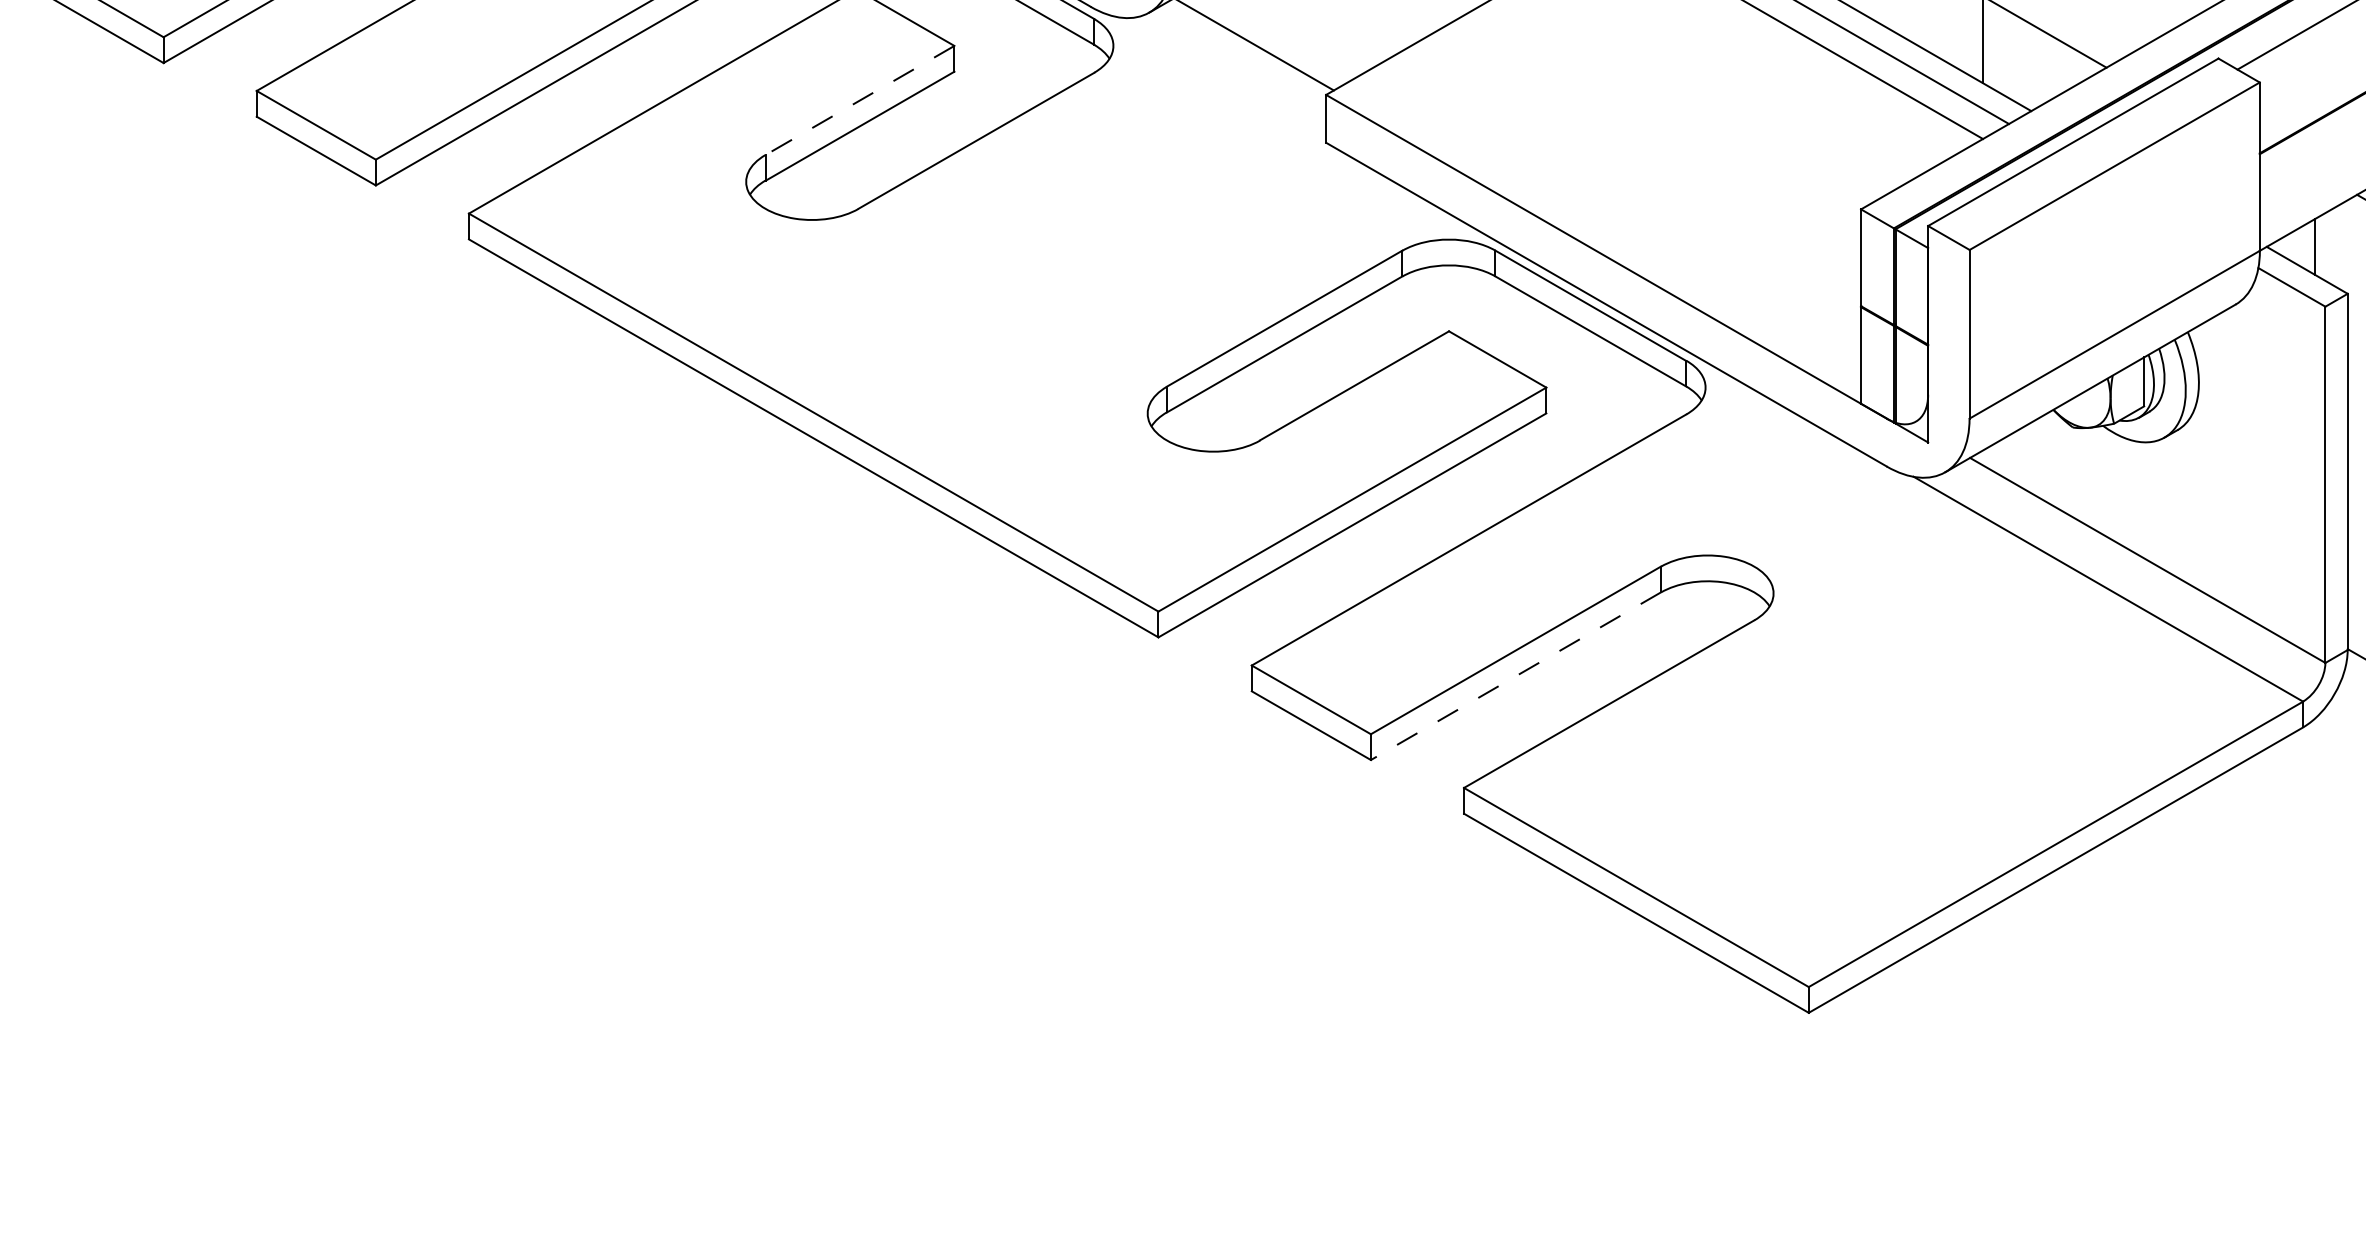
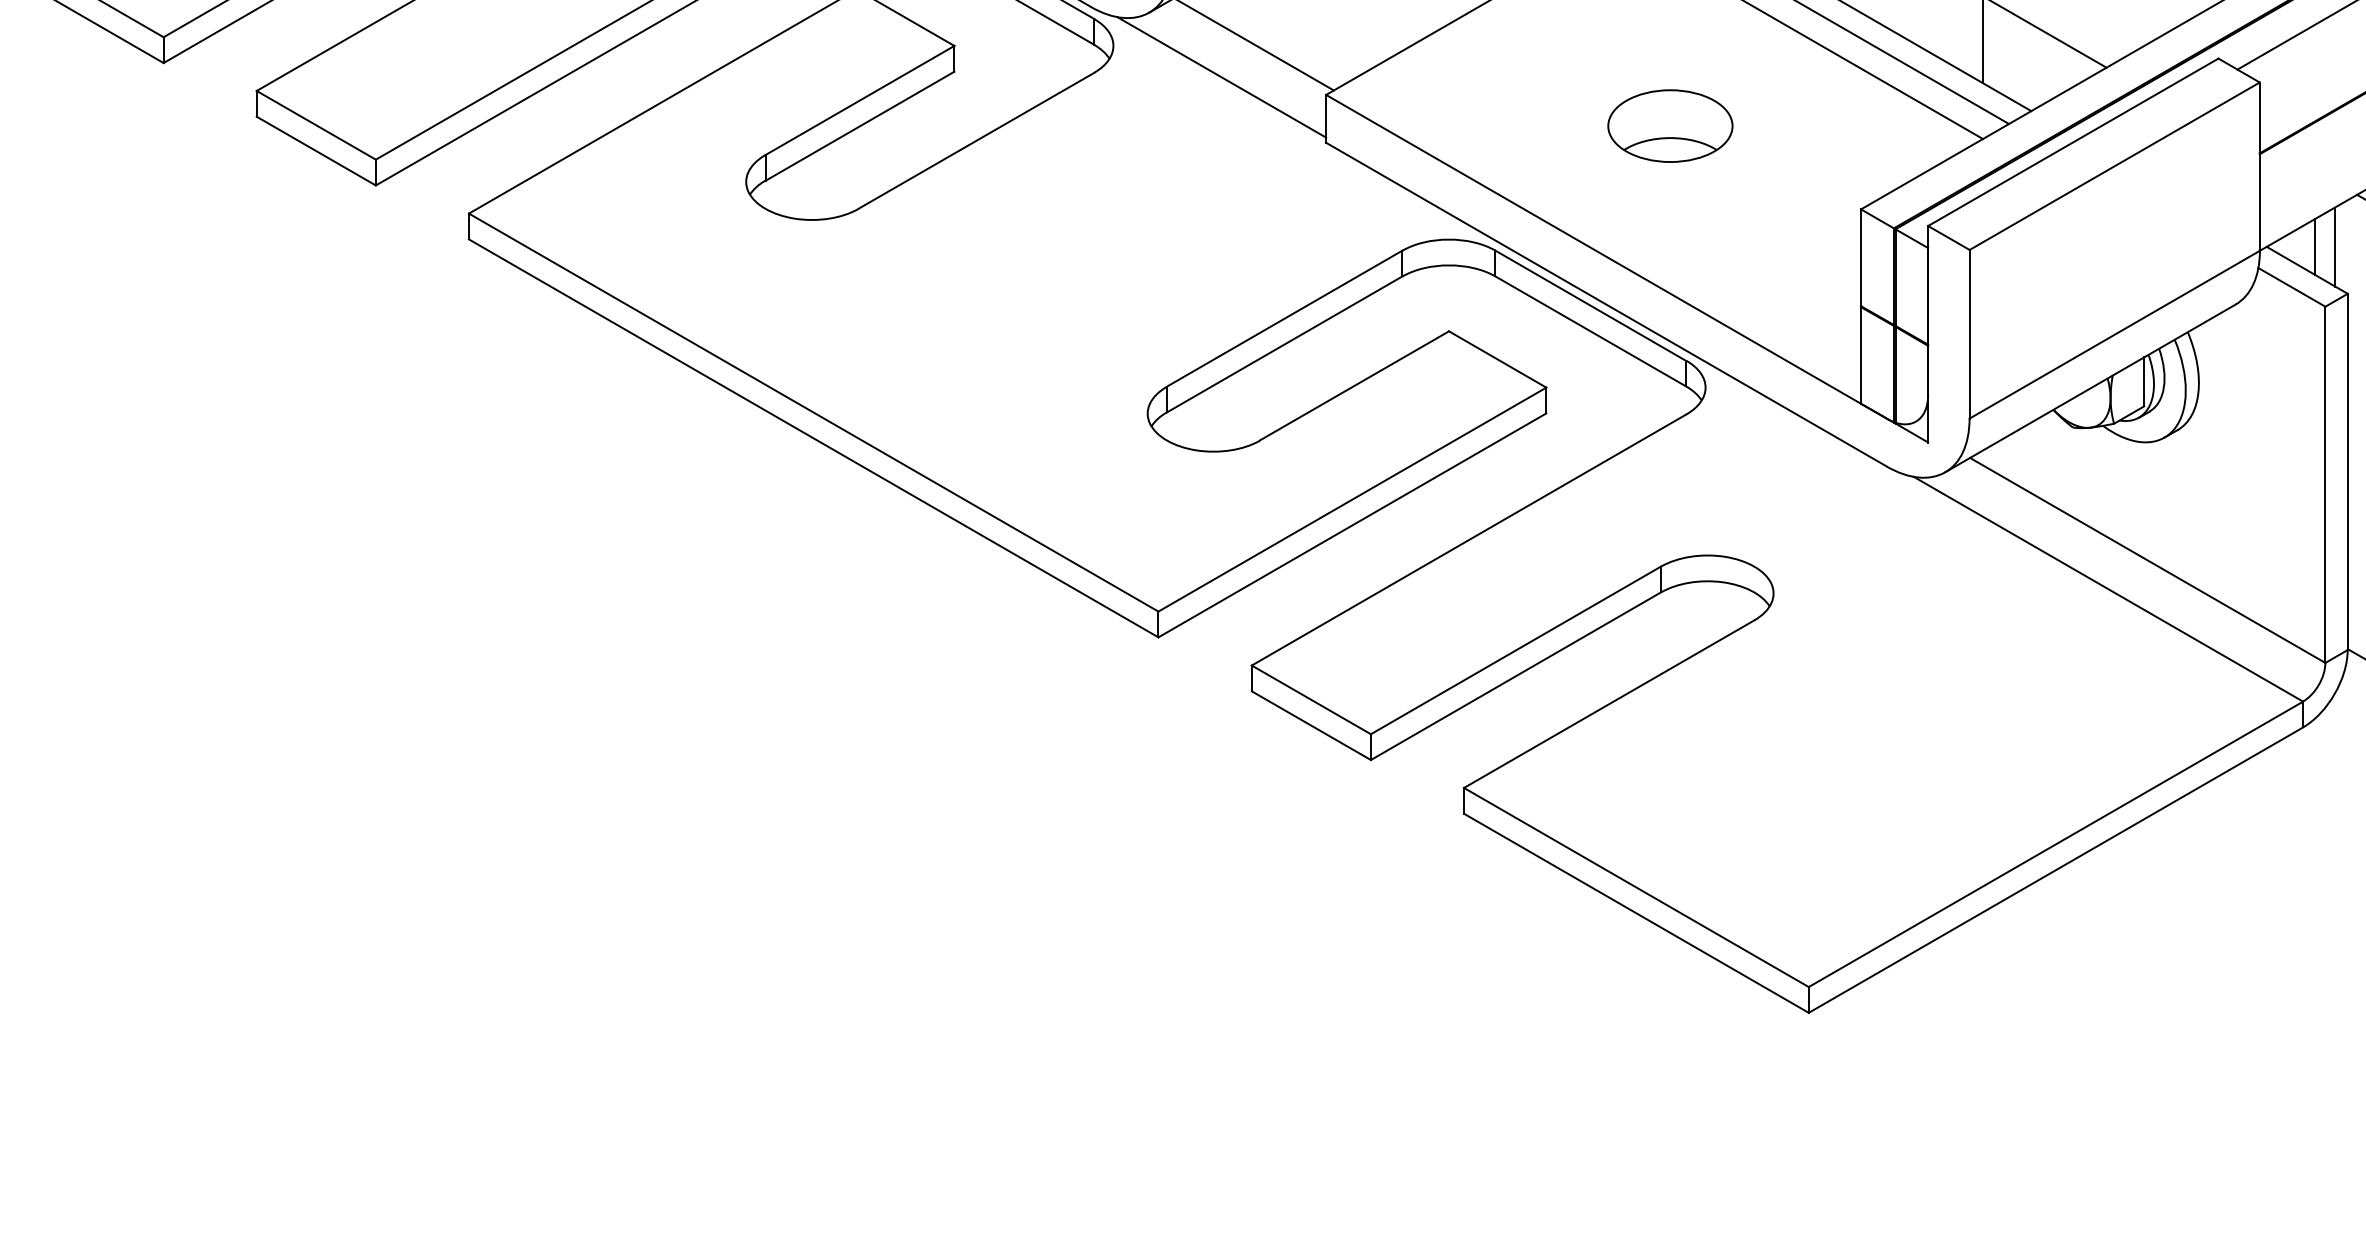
line: none -> present (1221, 77)
line: dashed -> solid (859, 100)
part: none -> present (1670, 125)
line: none -> present (2335, 246)
line: dashed -> solid (1515, 676)
